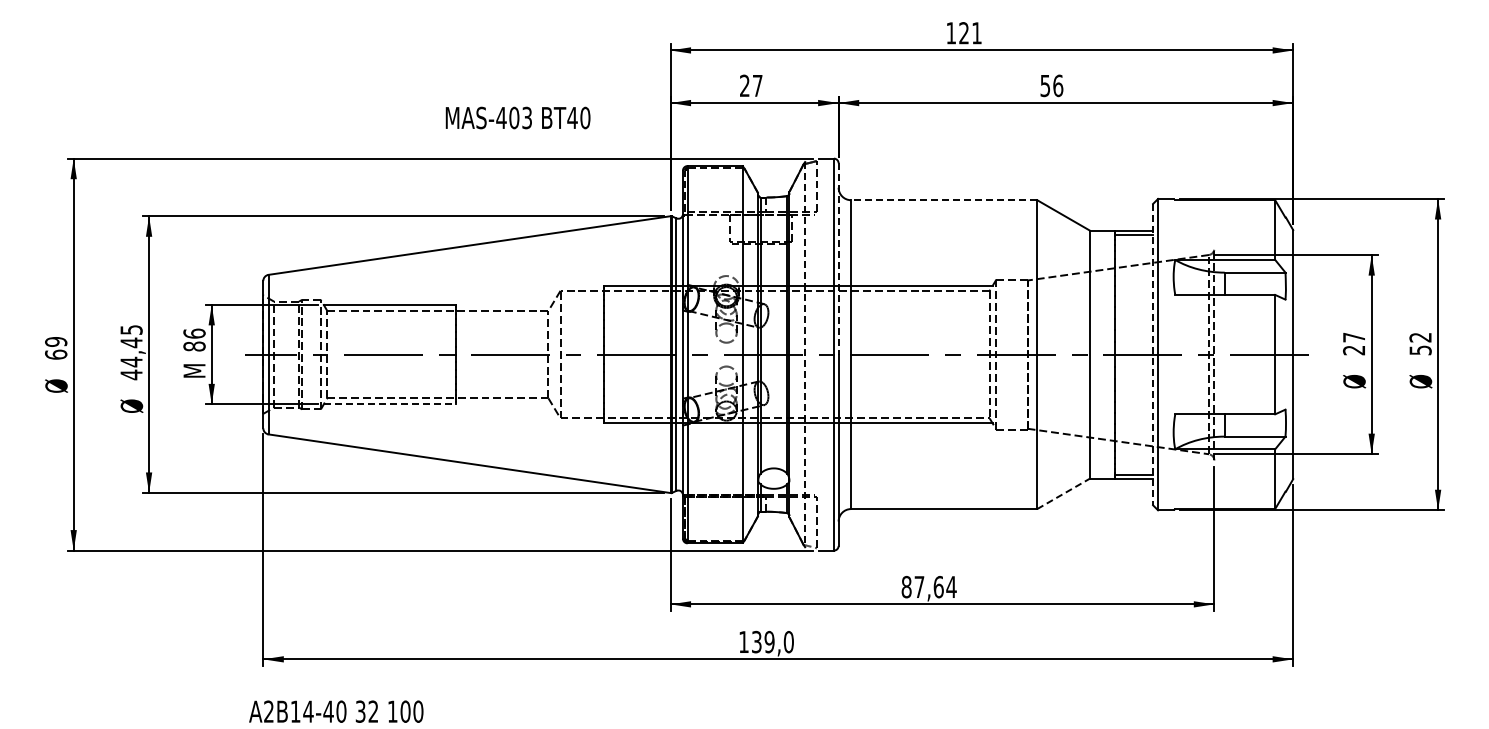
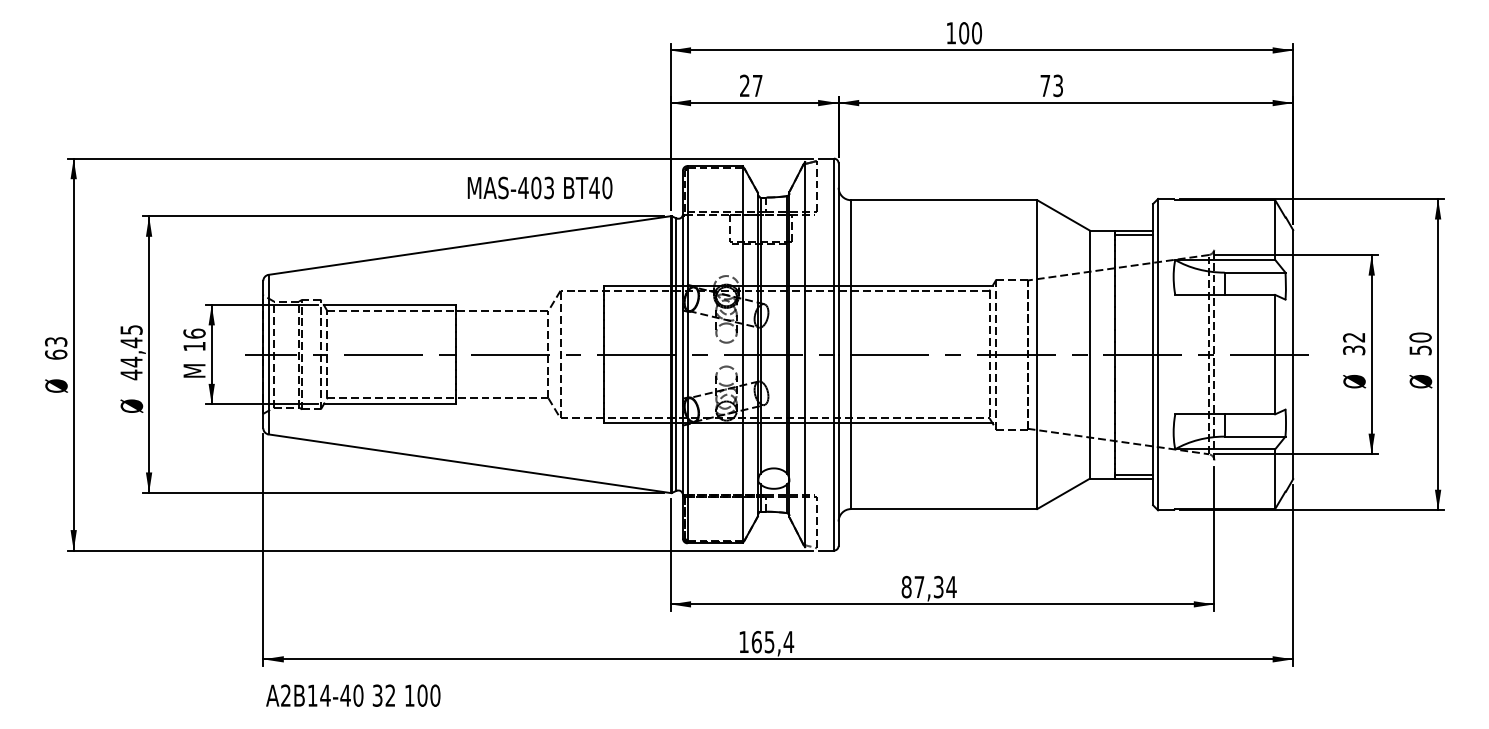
text: 121 -> 100 (970, 33)
text: 56 -> 73 (1051, 85)
text position: (517, 117) -> (539, 187) (539, 187)
line: dashed -> solid (943, 200)
line: dashed -> solid (838, 258)
text: 52 -> 50 (1420, 337)
text: 69 -> 63 (56, 341)
text: 27 -> 32 (1354, 344)
text: 86 -> 16 (194, 346)
line: dashed -> solid (805, 354)
line: dashed -> solid (1153, 354)
line: dashed -> solid (390, 404)
line: dashed -> solid (1063, 493)
text: 87,64 -> 87,34 (938, 586)
text: 139,0 -> 165,4 (772, 641)
text position: (336, 711) -> (353, 695) (353, 695)
